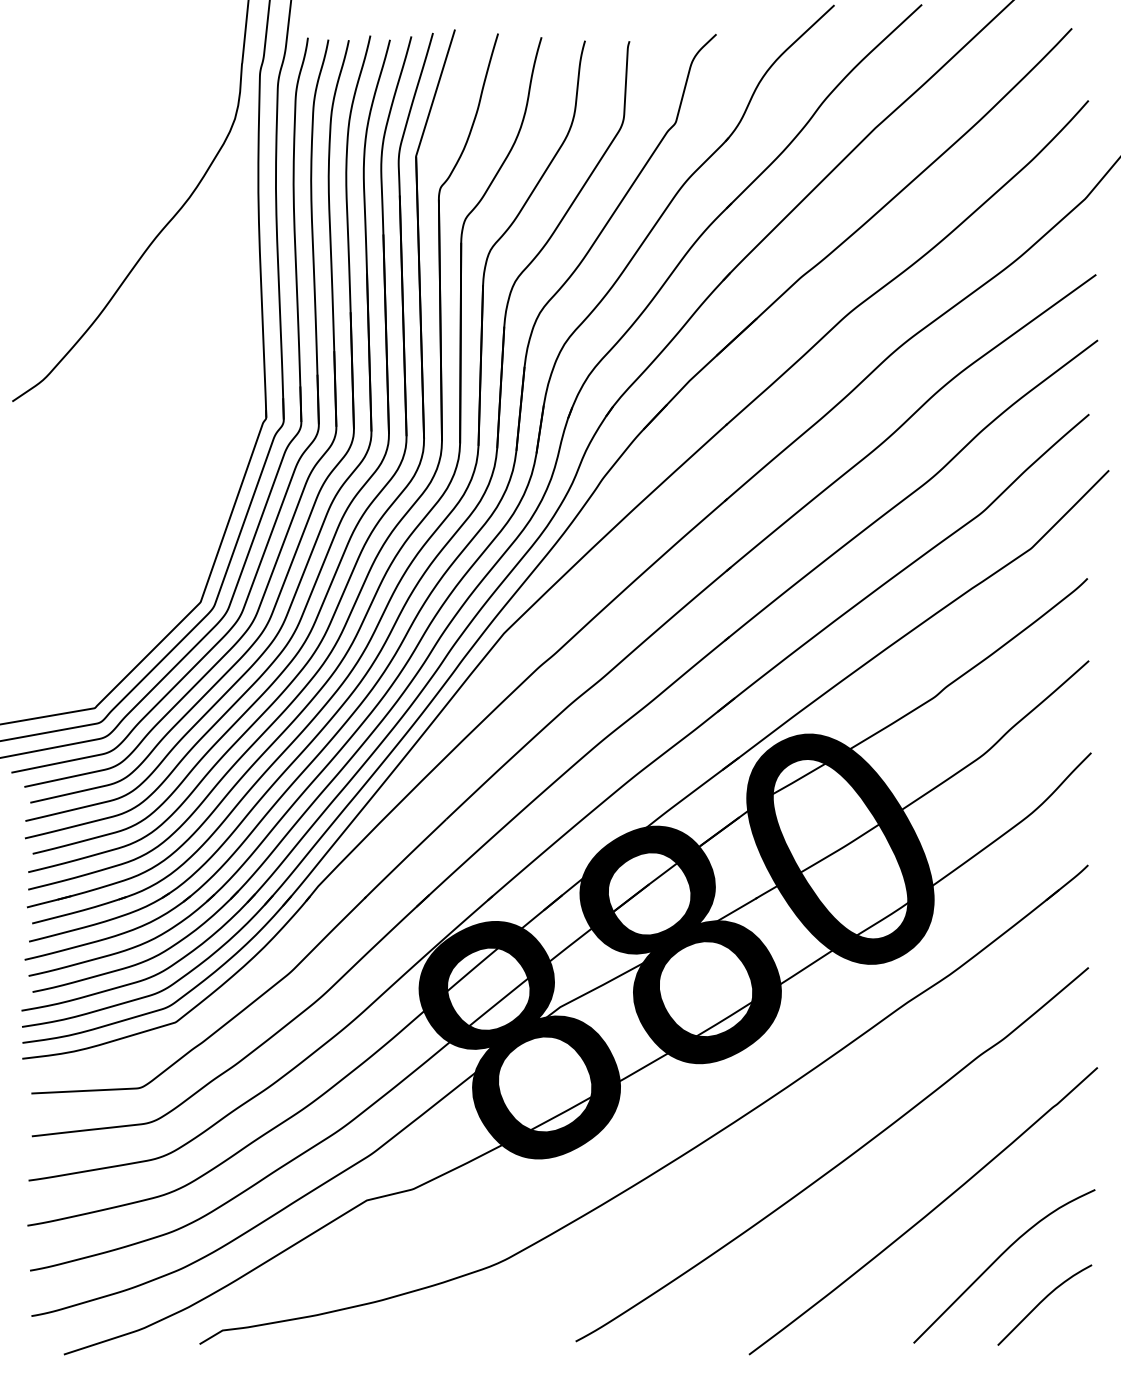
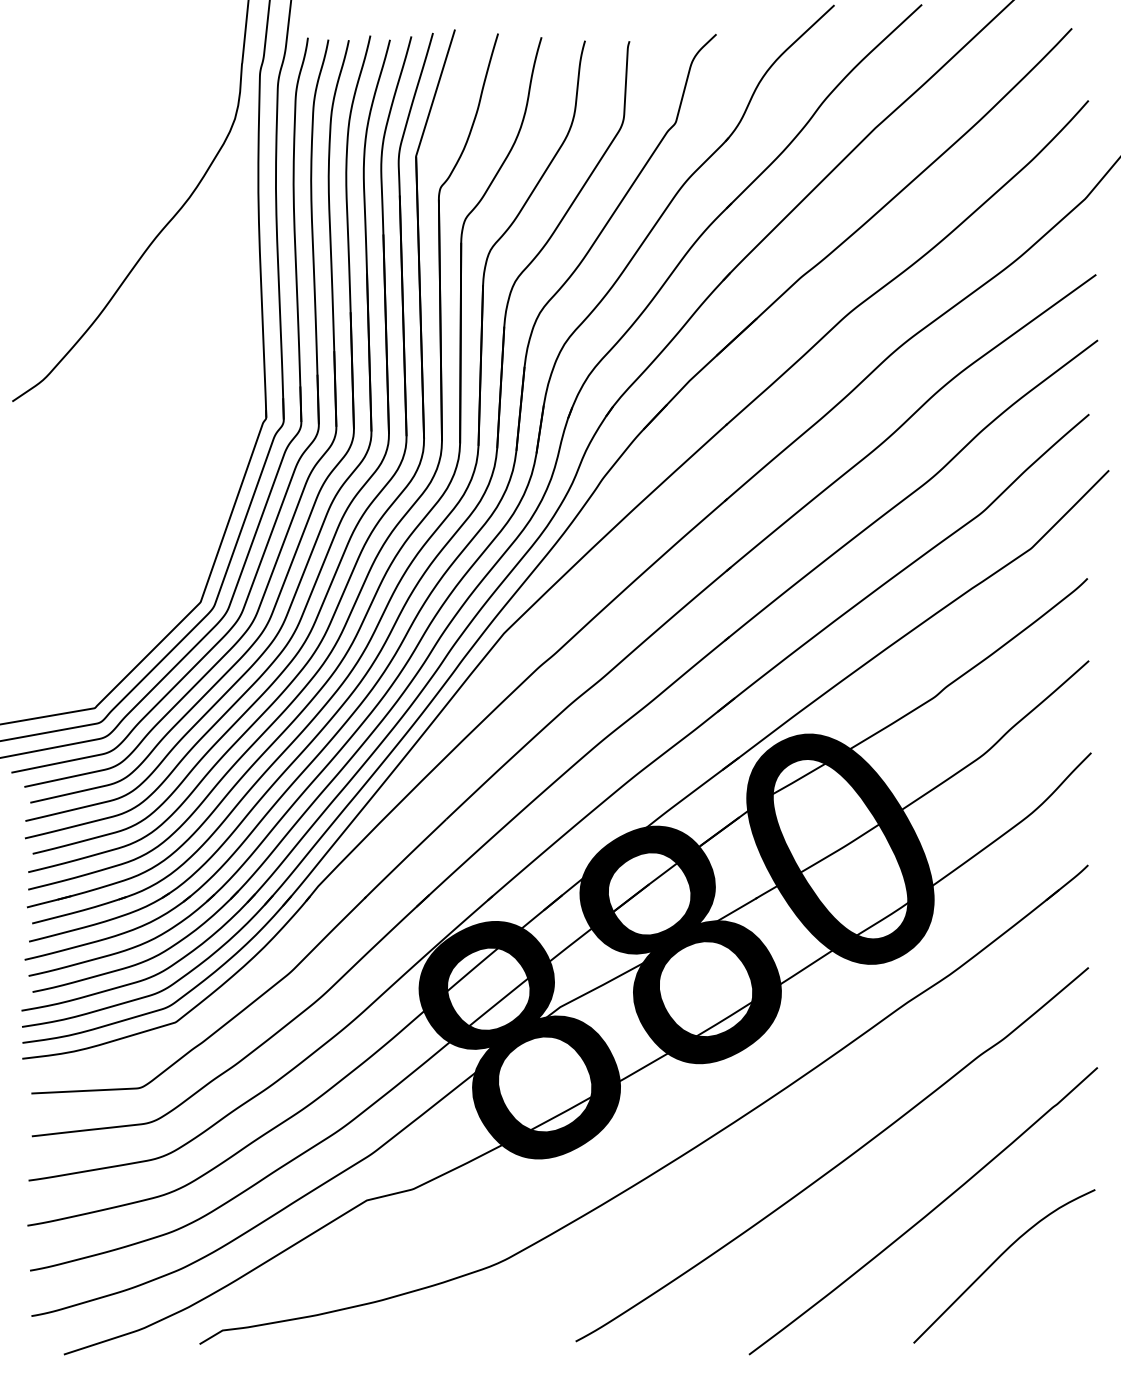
curve: present -> none (1043, 1301)
